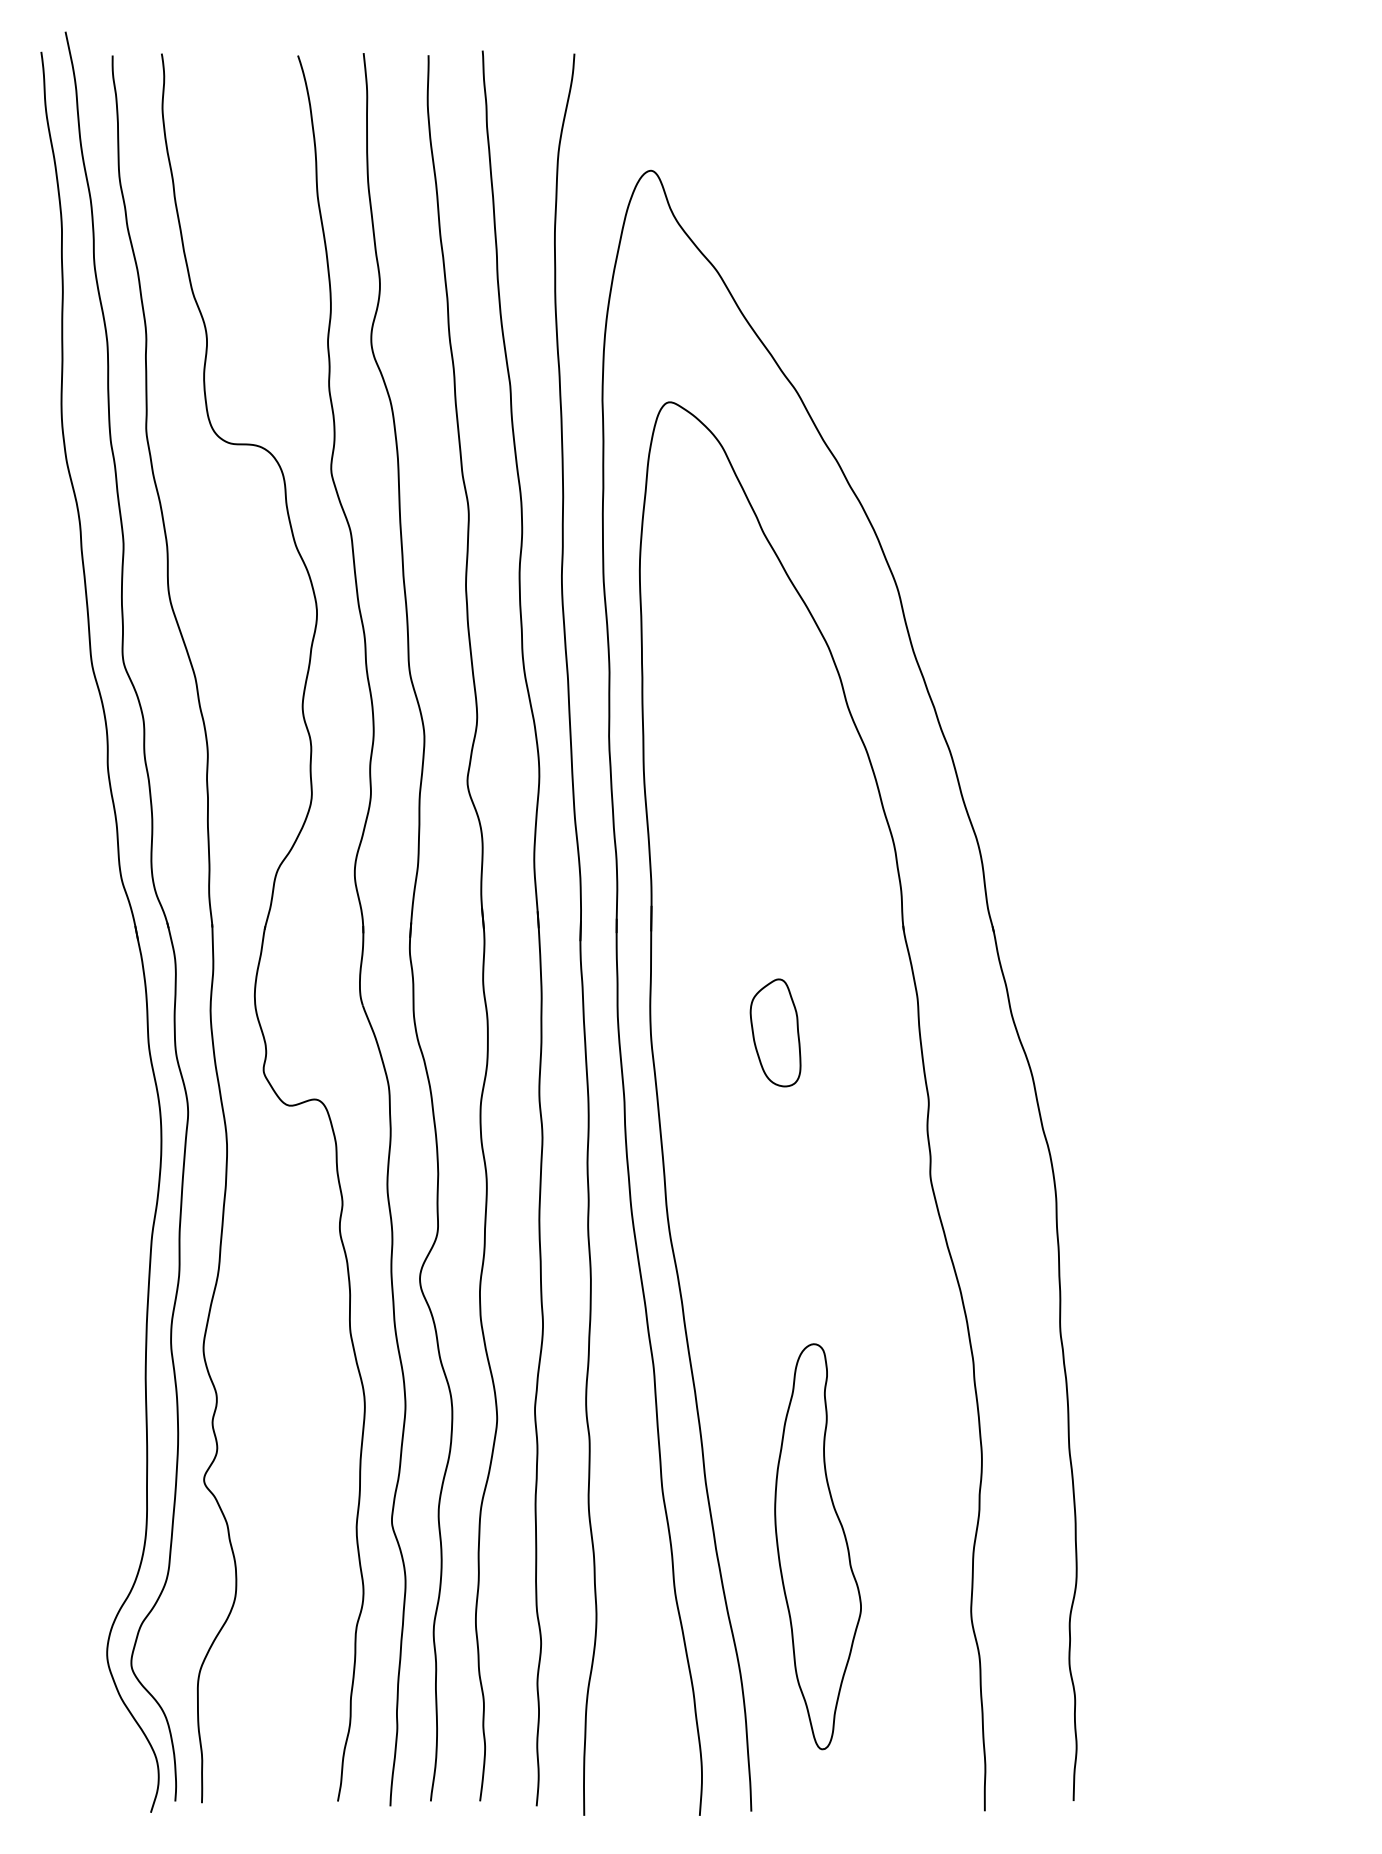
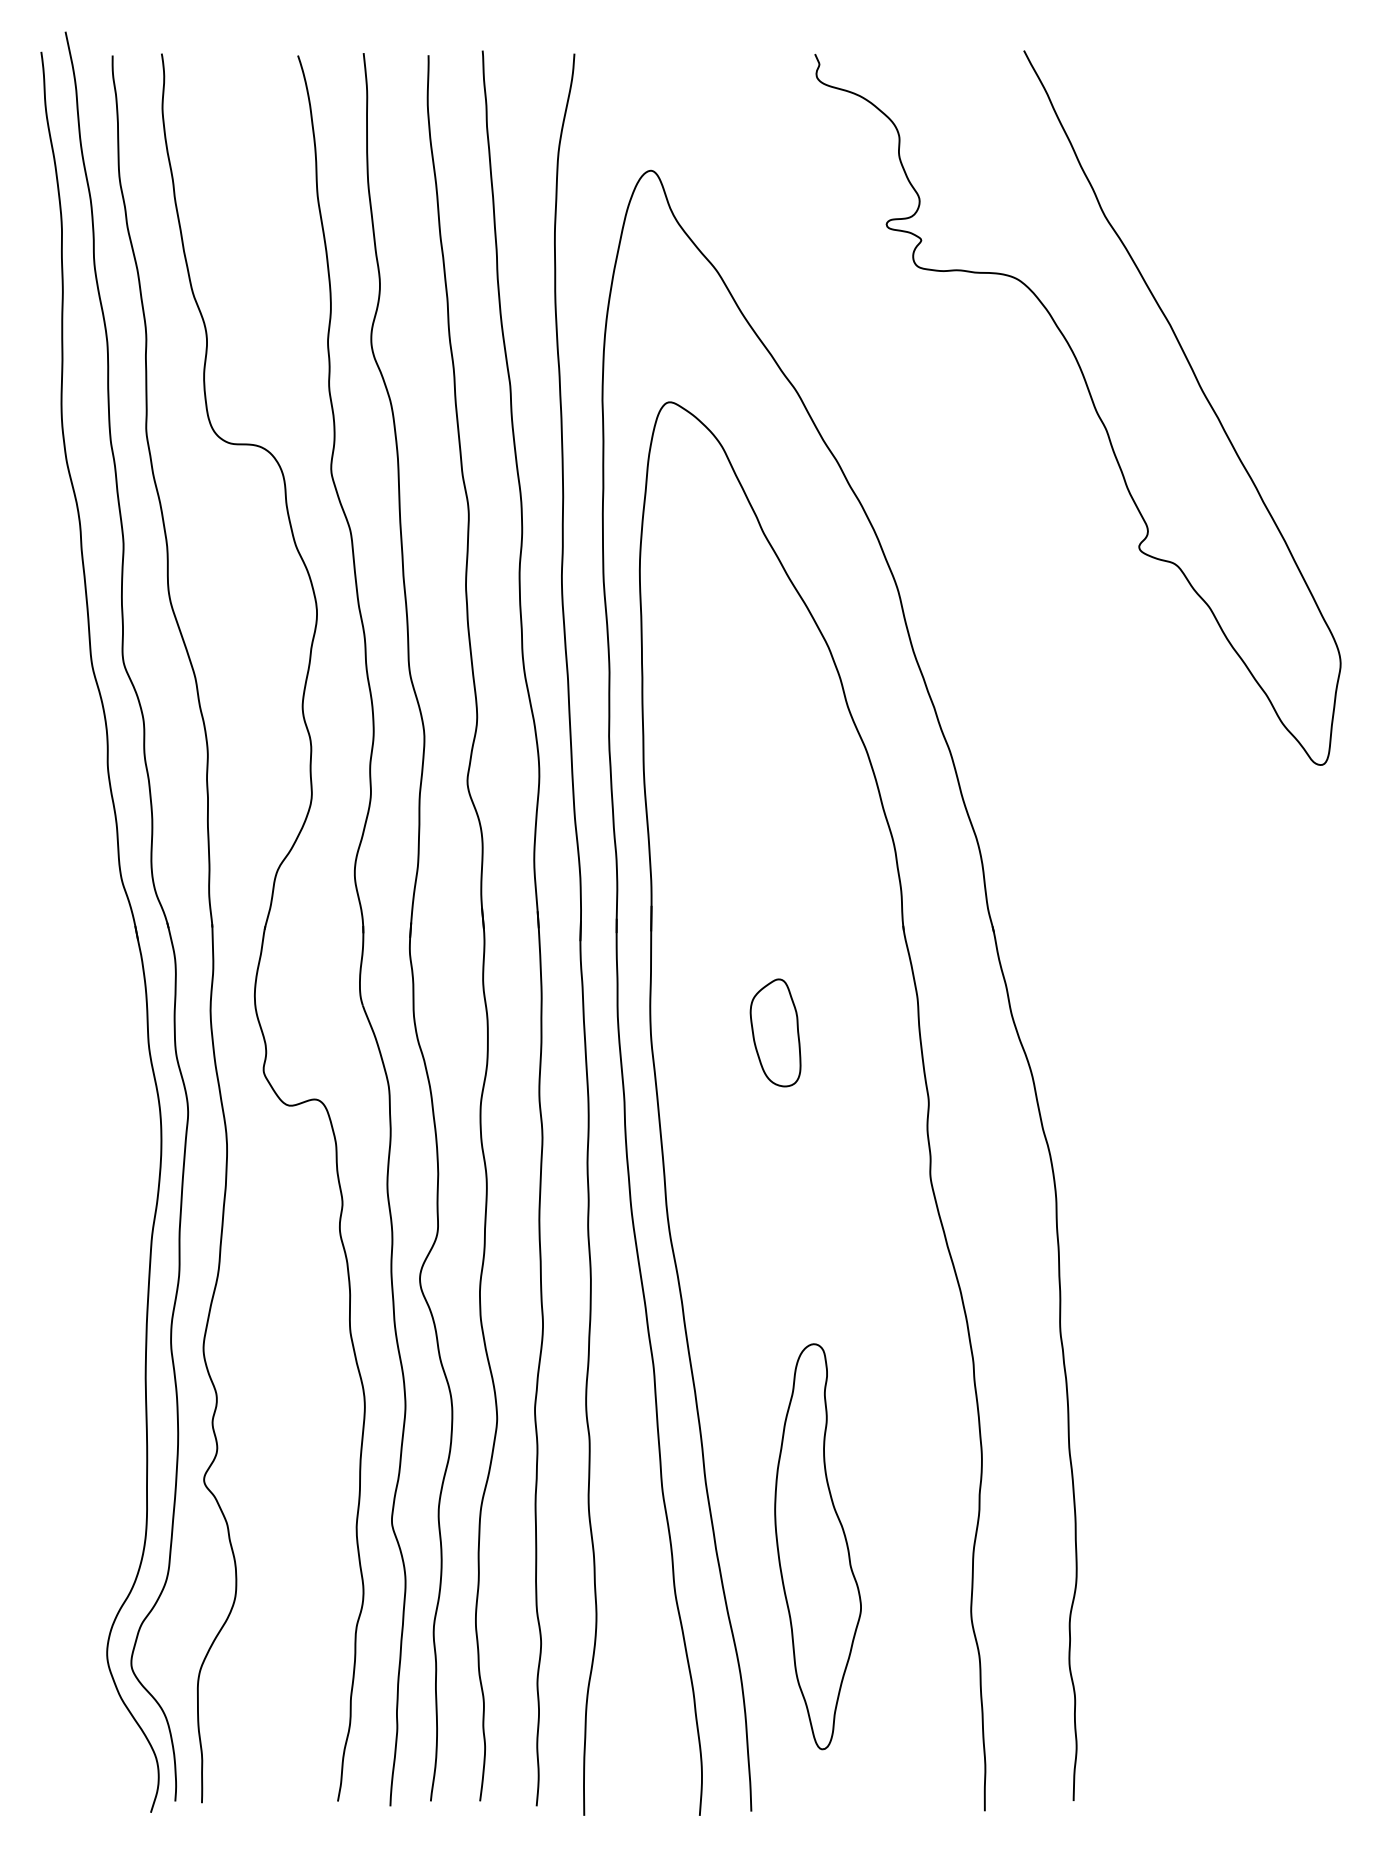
curve: none -> present (1091, 401)
